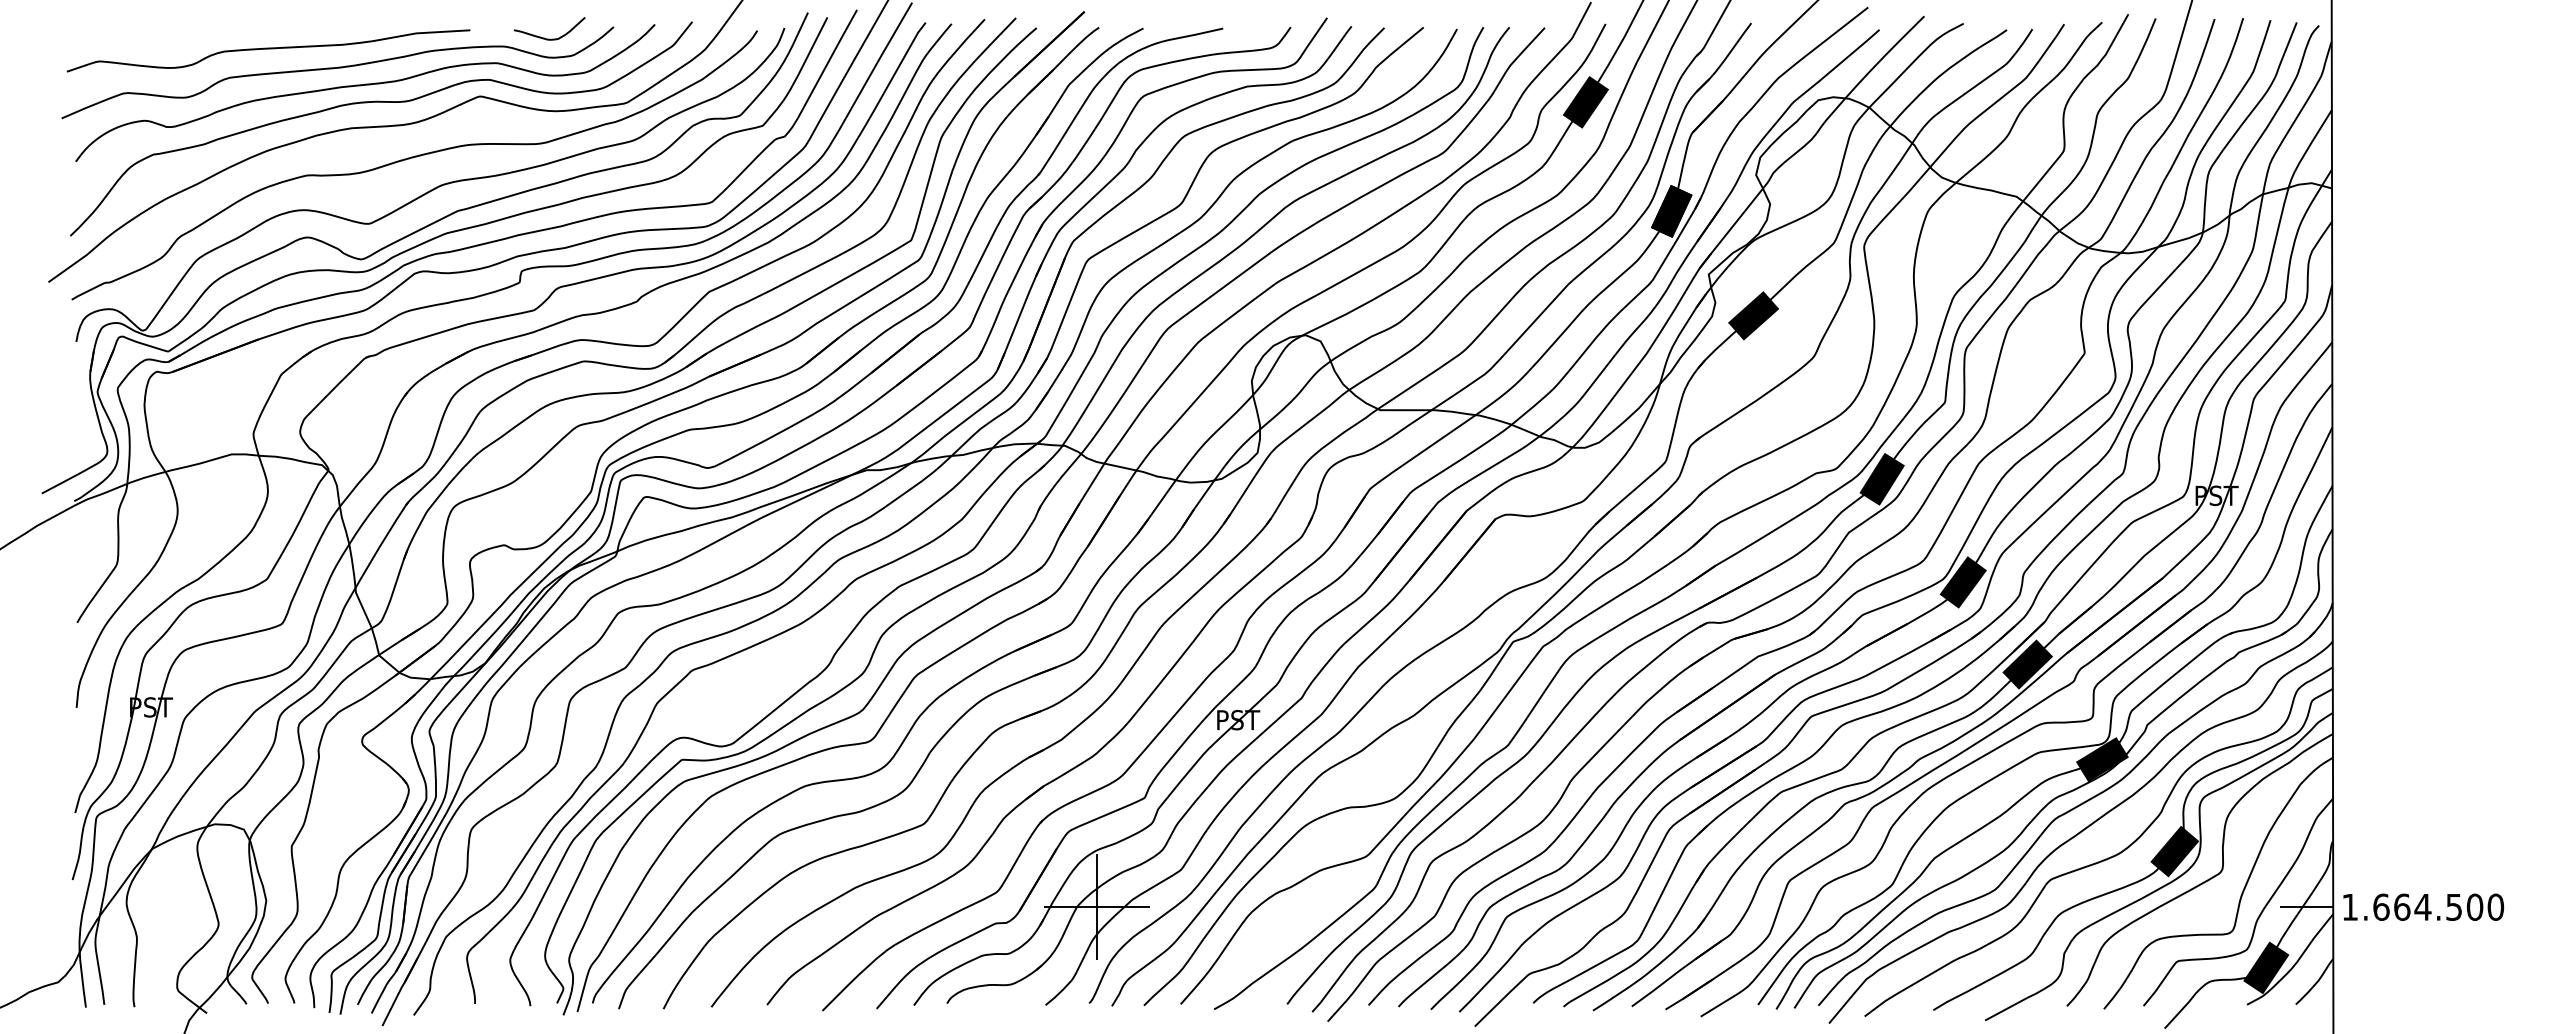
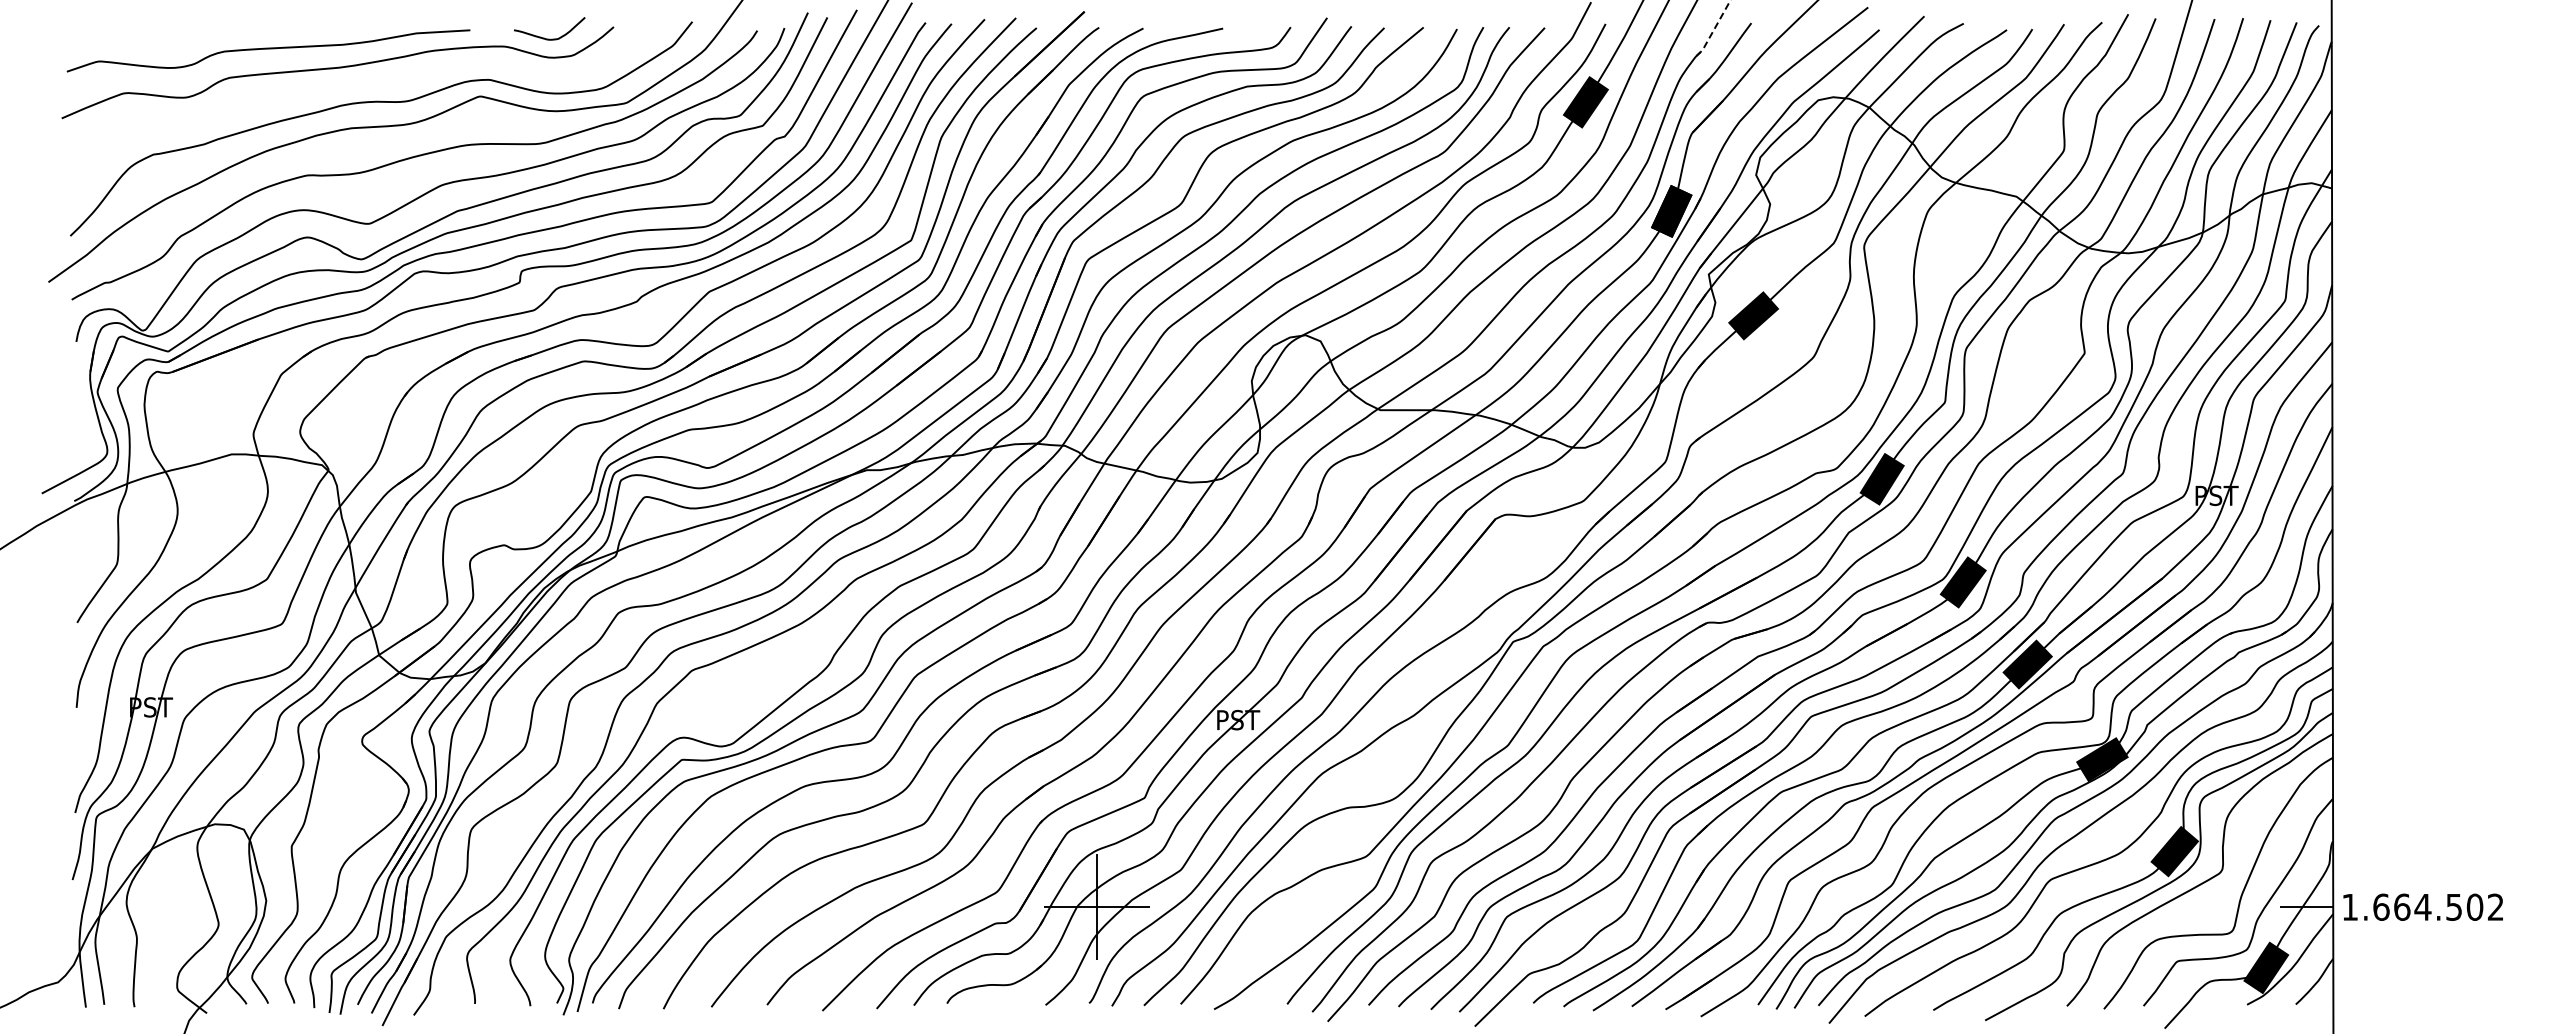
line: solid -> dashed (1714, 29)
curve: present -> none (365, 85)
text: 1.664.500 -> 1.664.502 (2495, 906)
